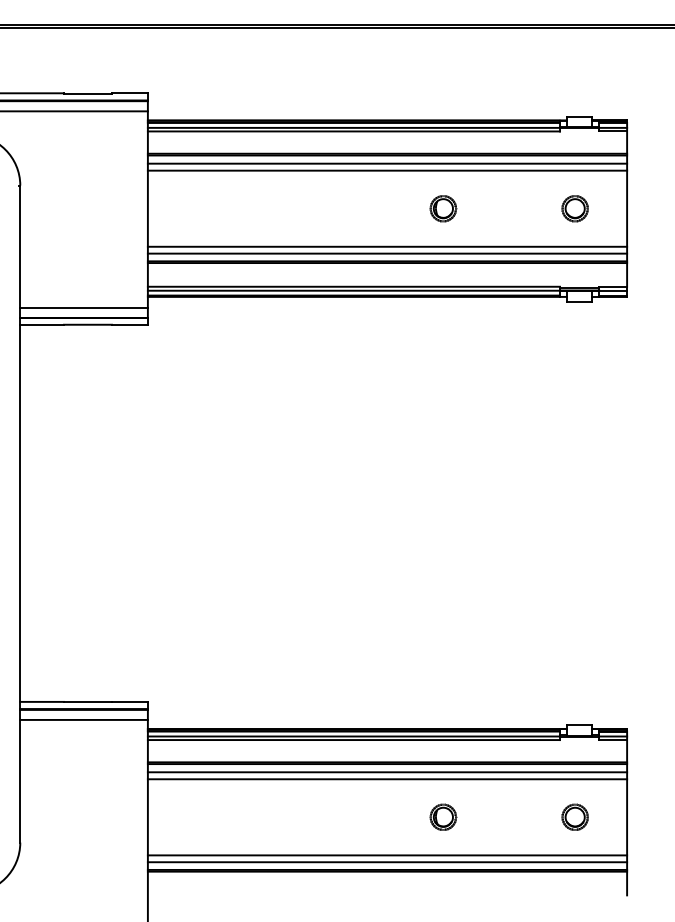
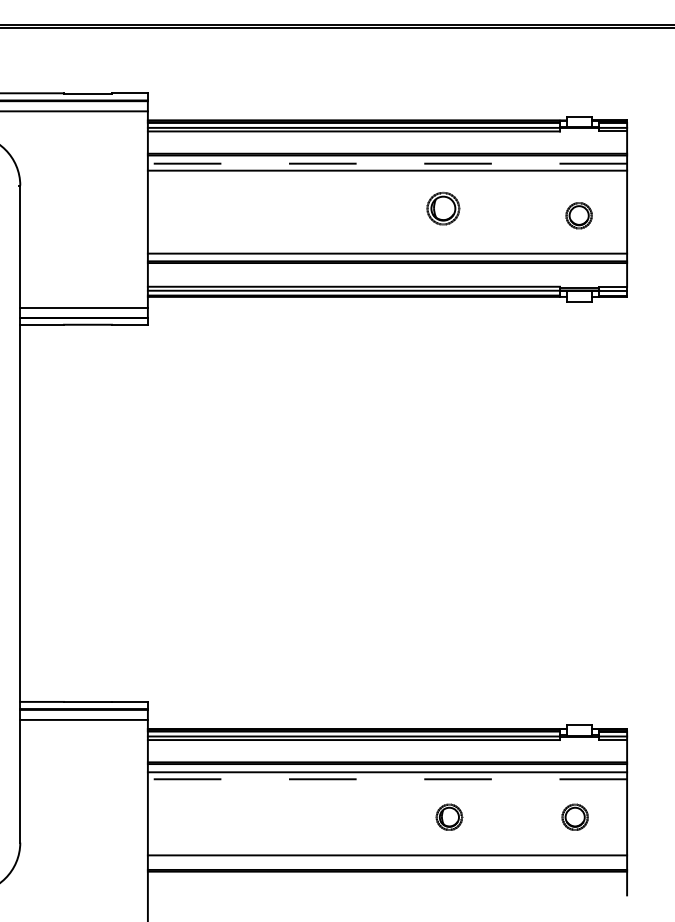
line: solid -> dashed (387, 163)
part size: 29x28 px -> 35x35 px (443, 208)
part position: (574, 208) -> (578, 215) (578, 215)
line: present -> none (387, 246)
line: solid -> dashed (387, 779)
part position: (443, 816) -> (449, 816) (449, 816)
line: present -> none (387, 862)
